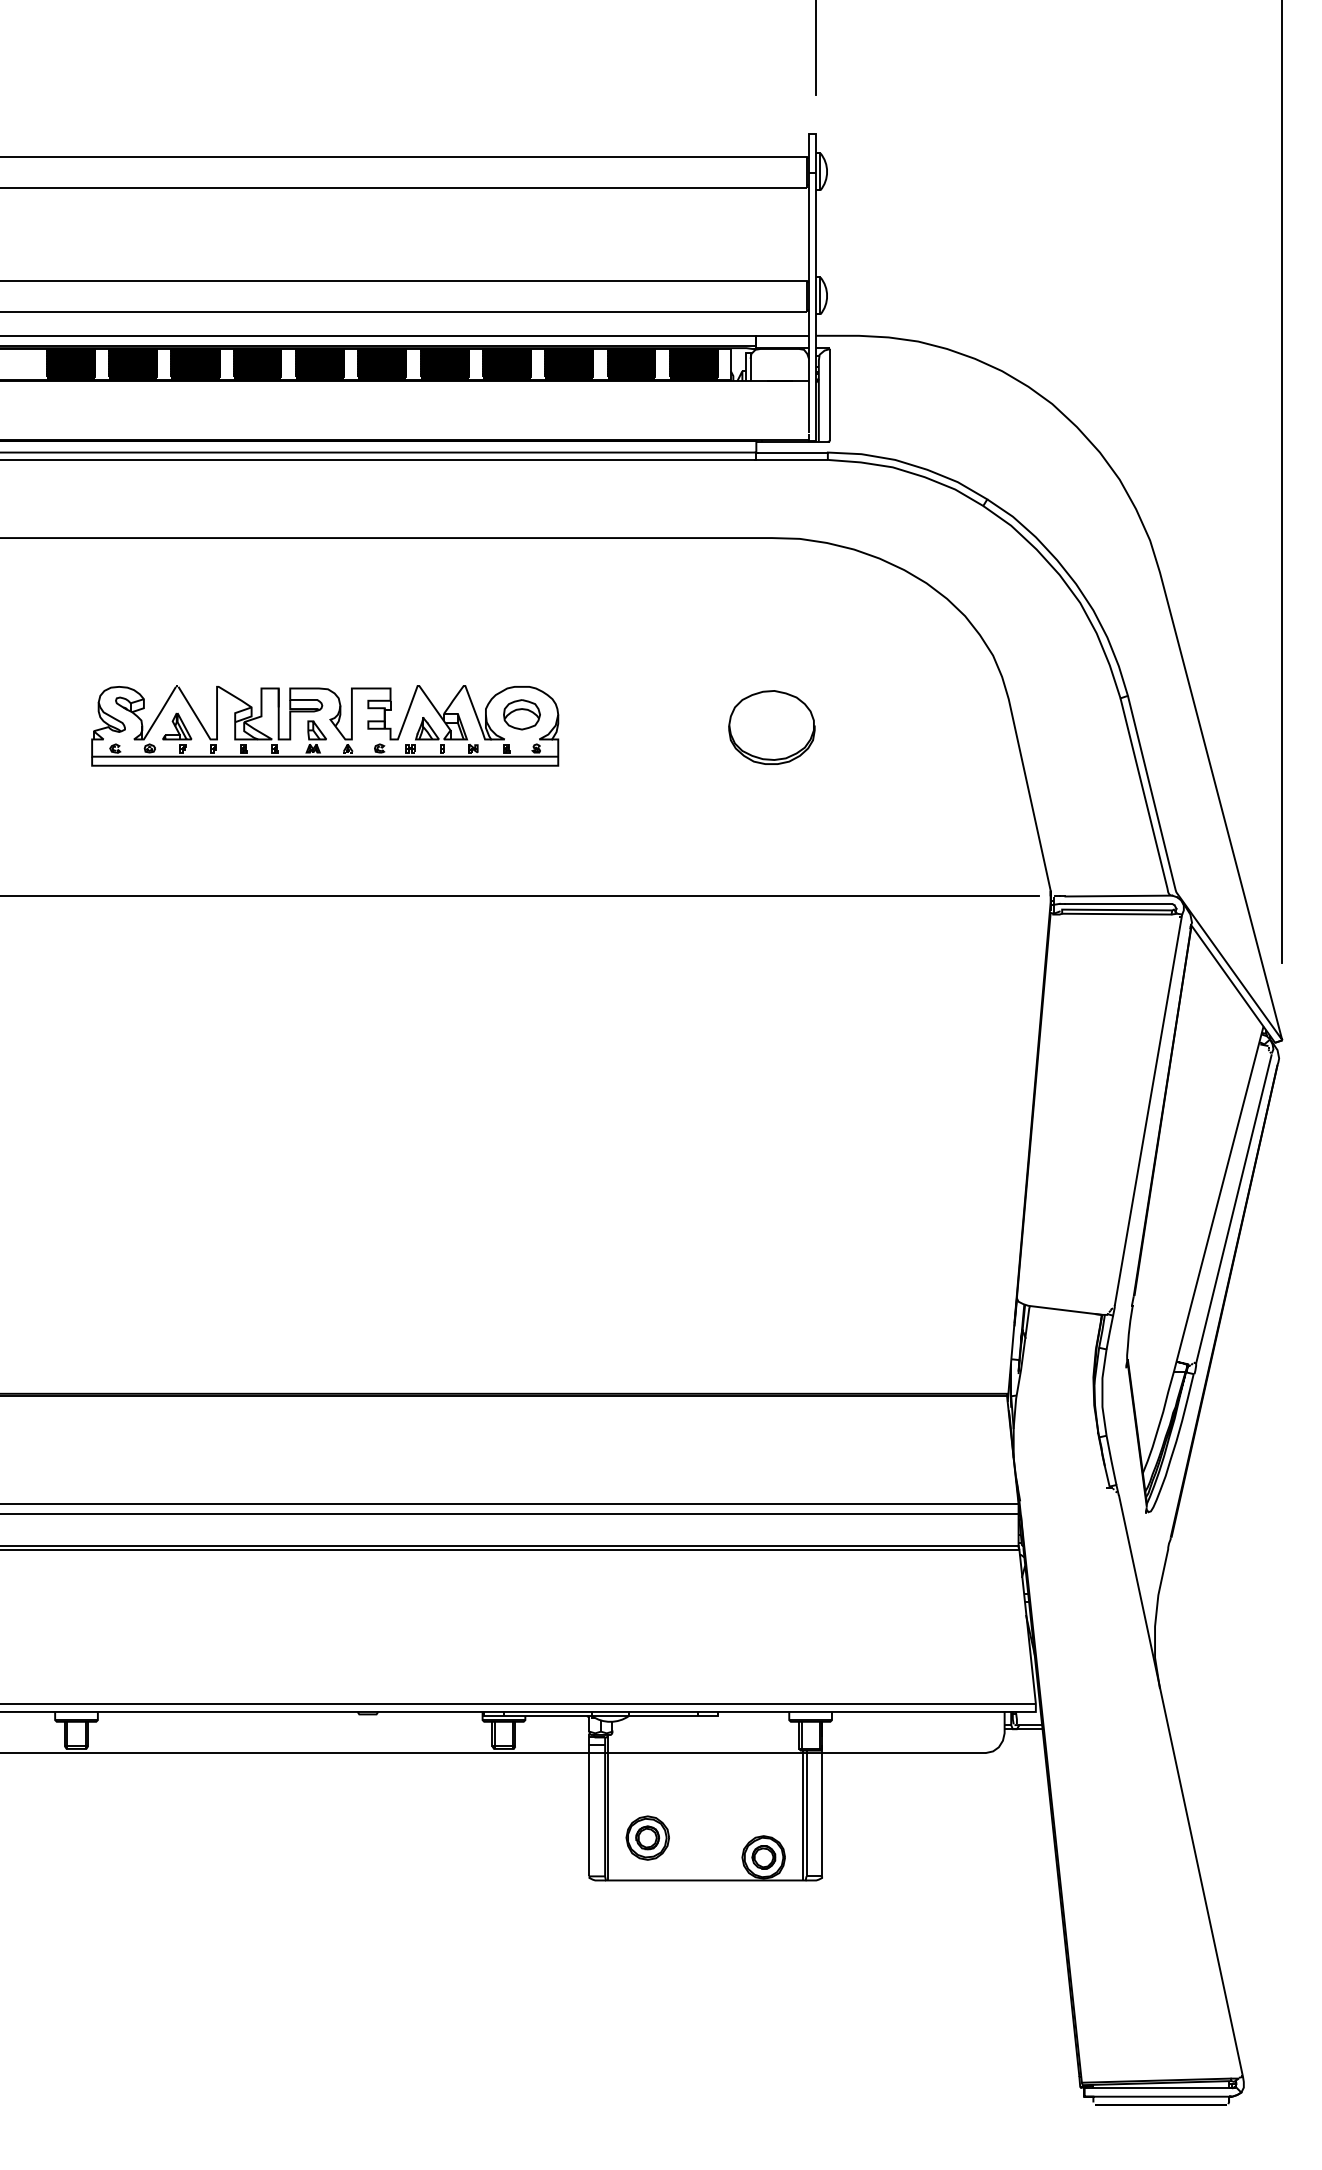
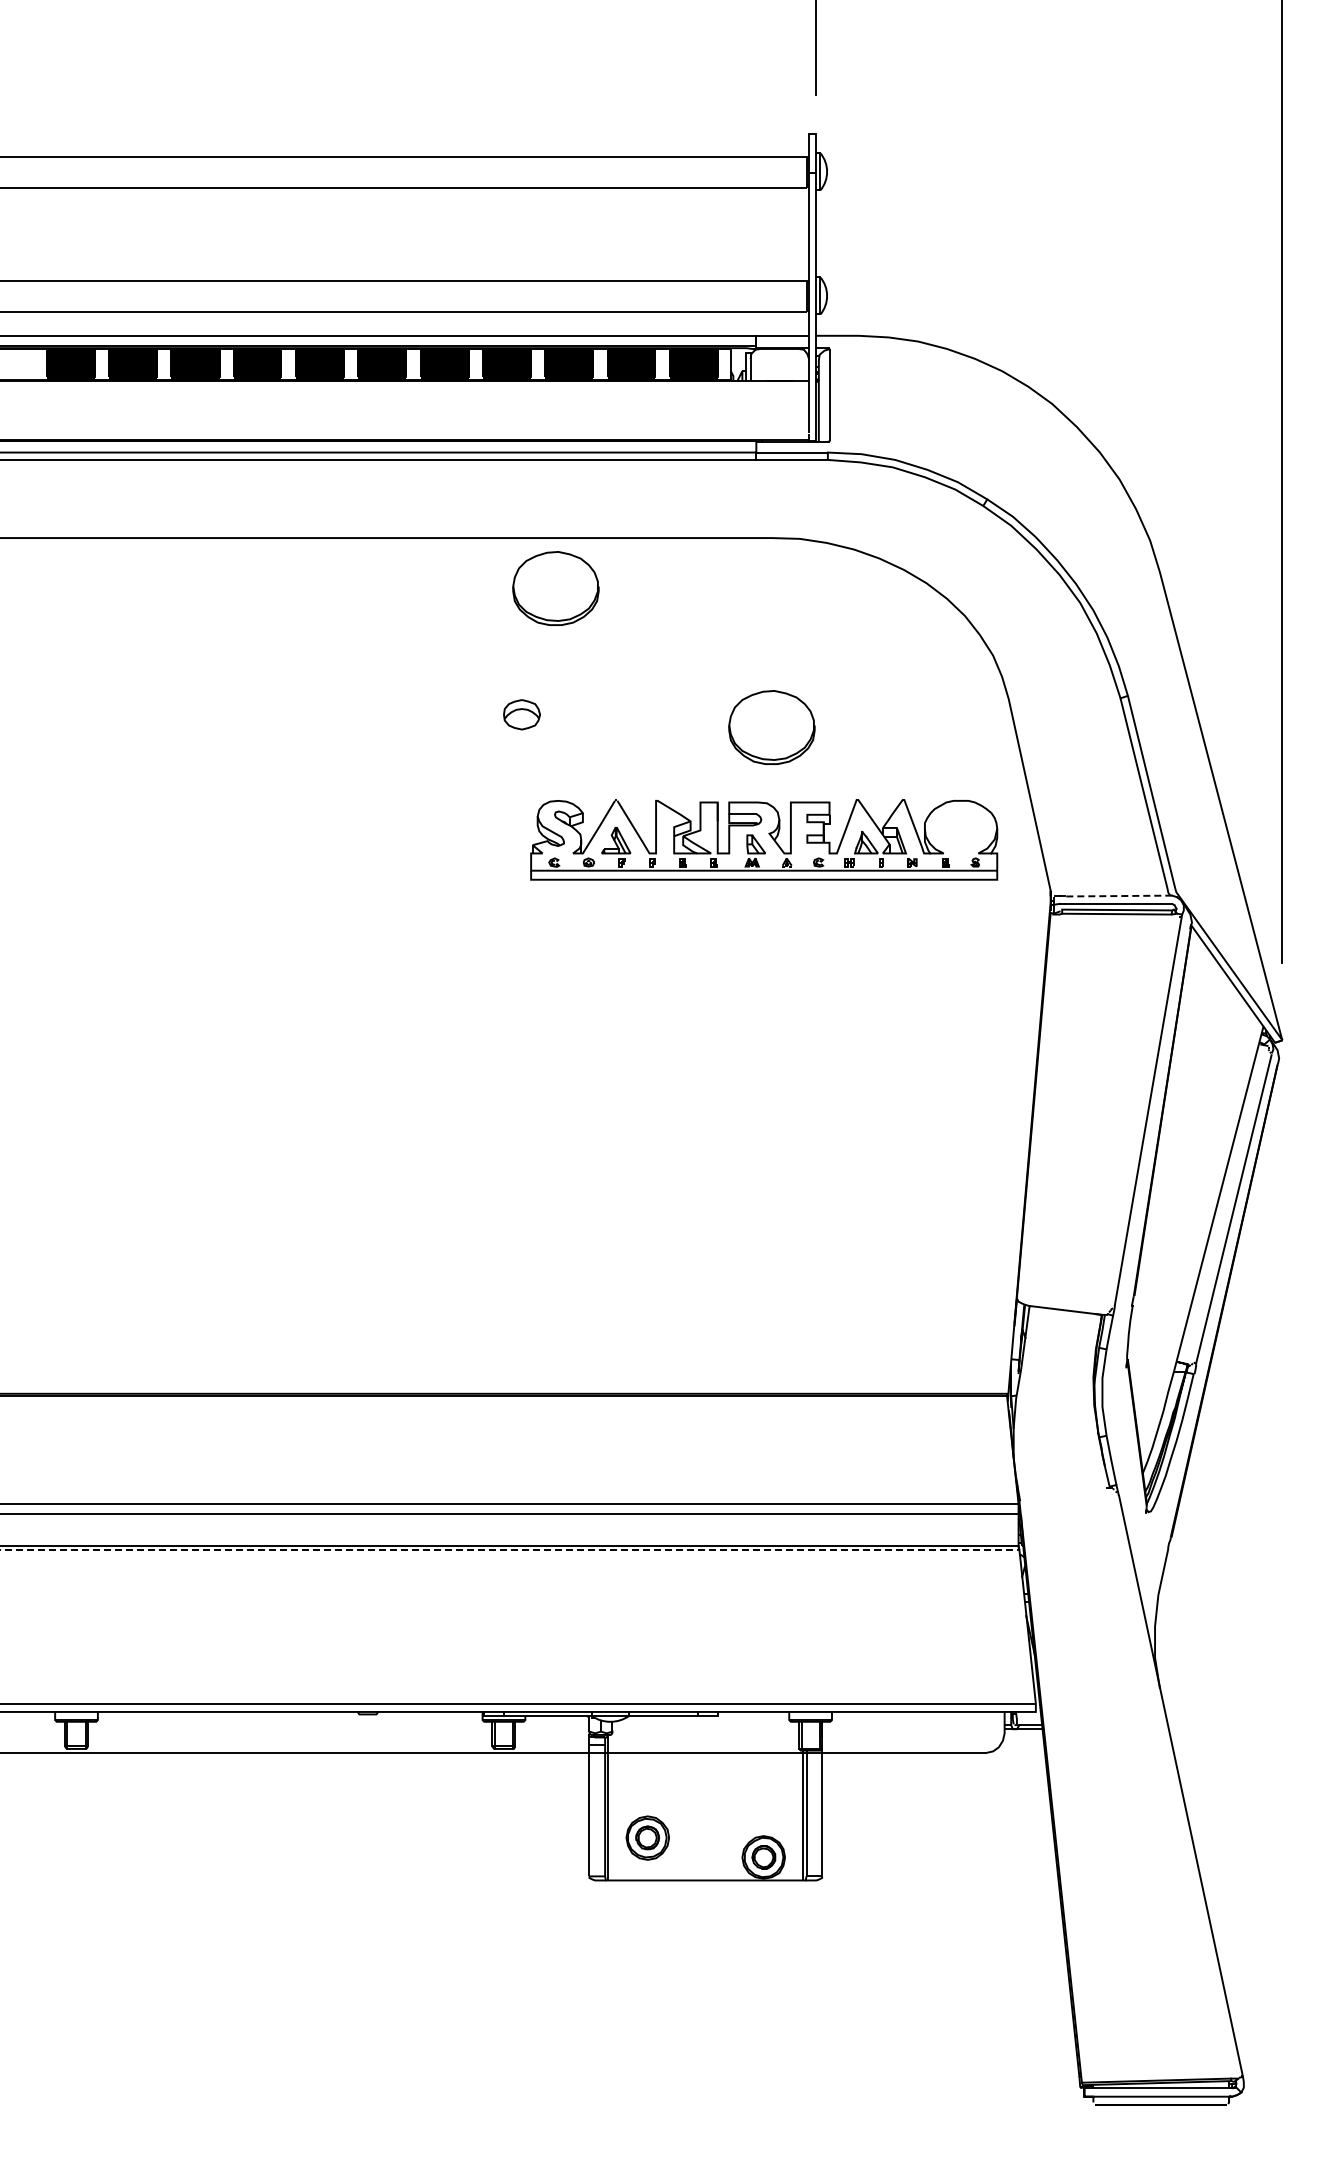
part: none -> present (555, 588)
part position: (325, 725) -> (764, 839) (764, 839)
line: present -> none (520, 896)
line: solid -> dashed (1118, 896)
line: solid -> dashed (510, 1550)
